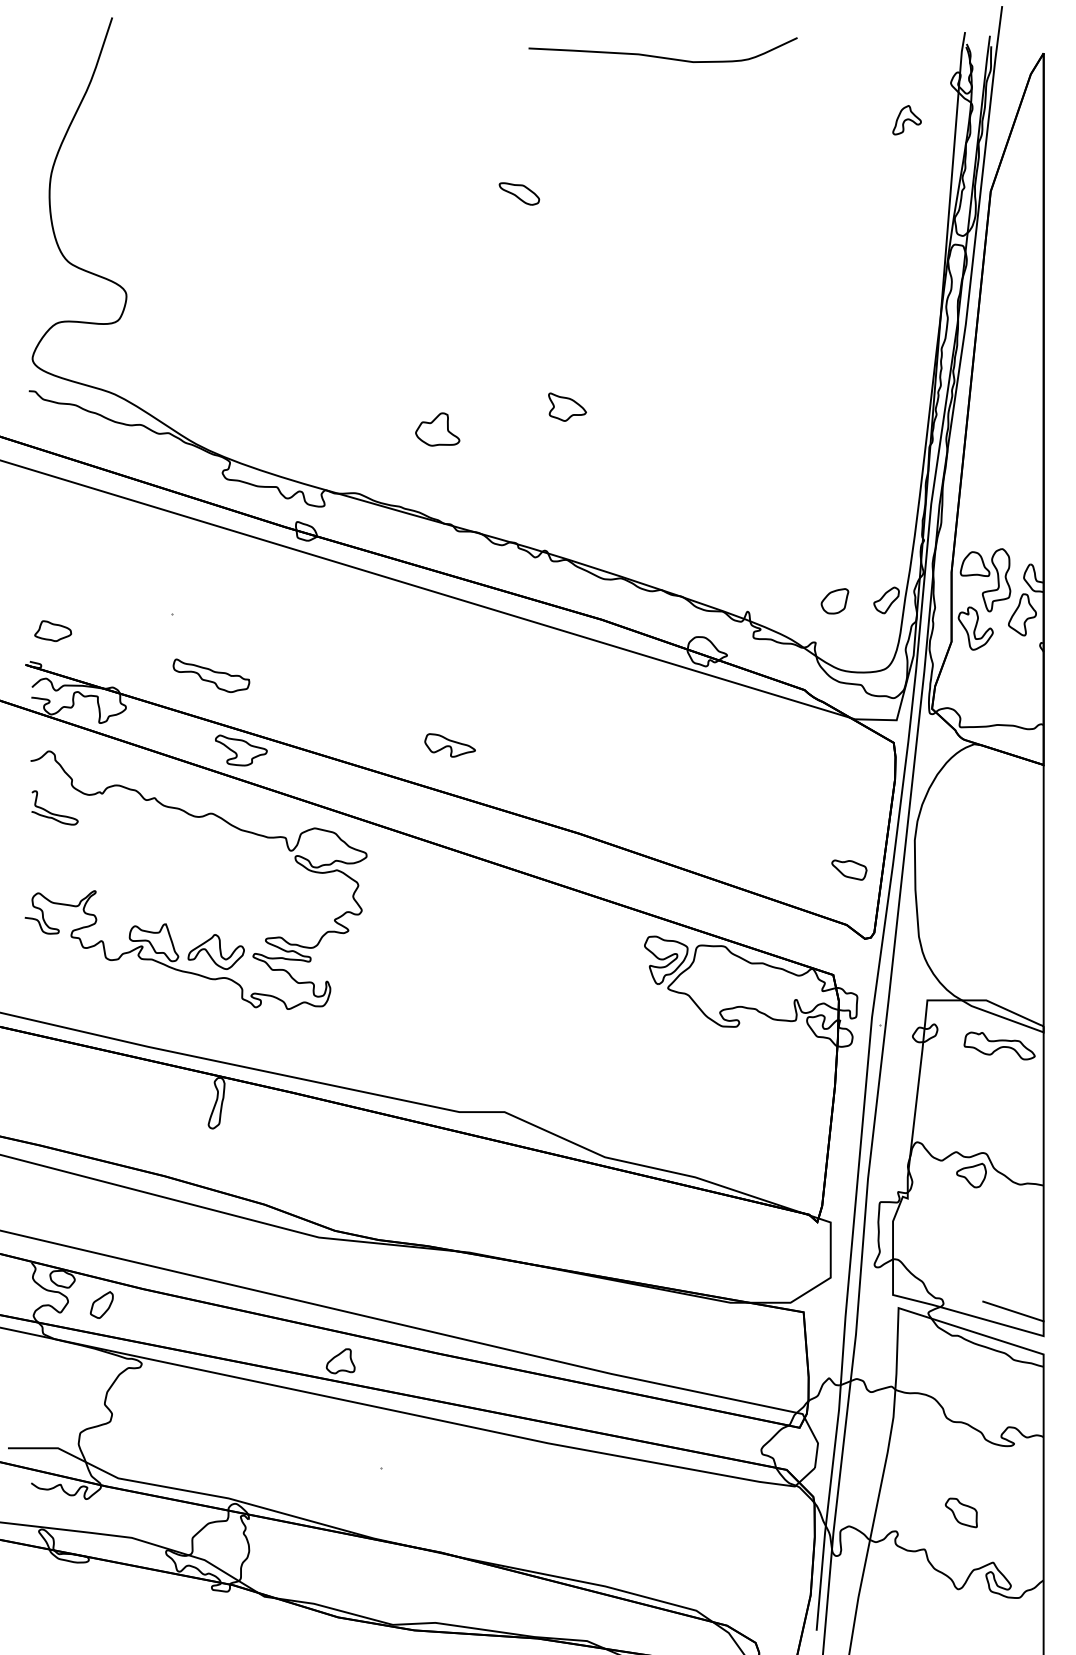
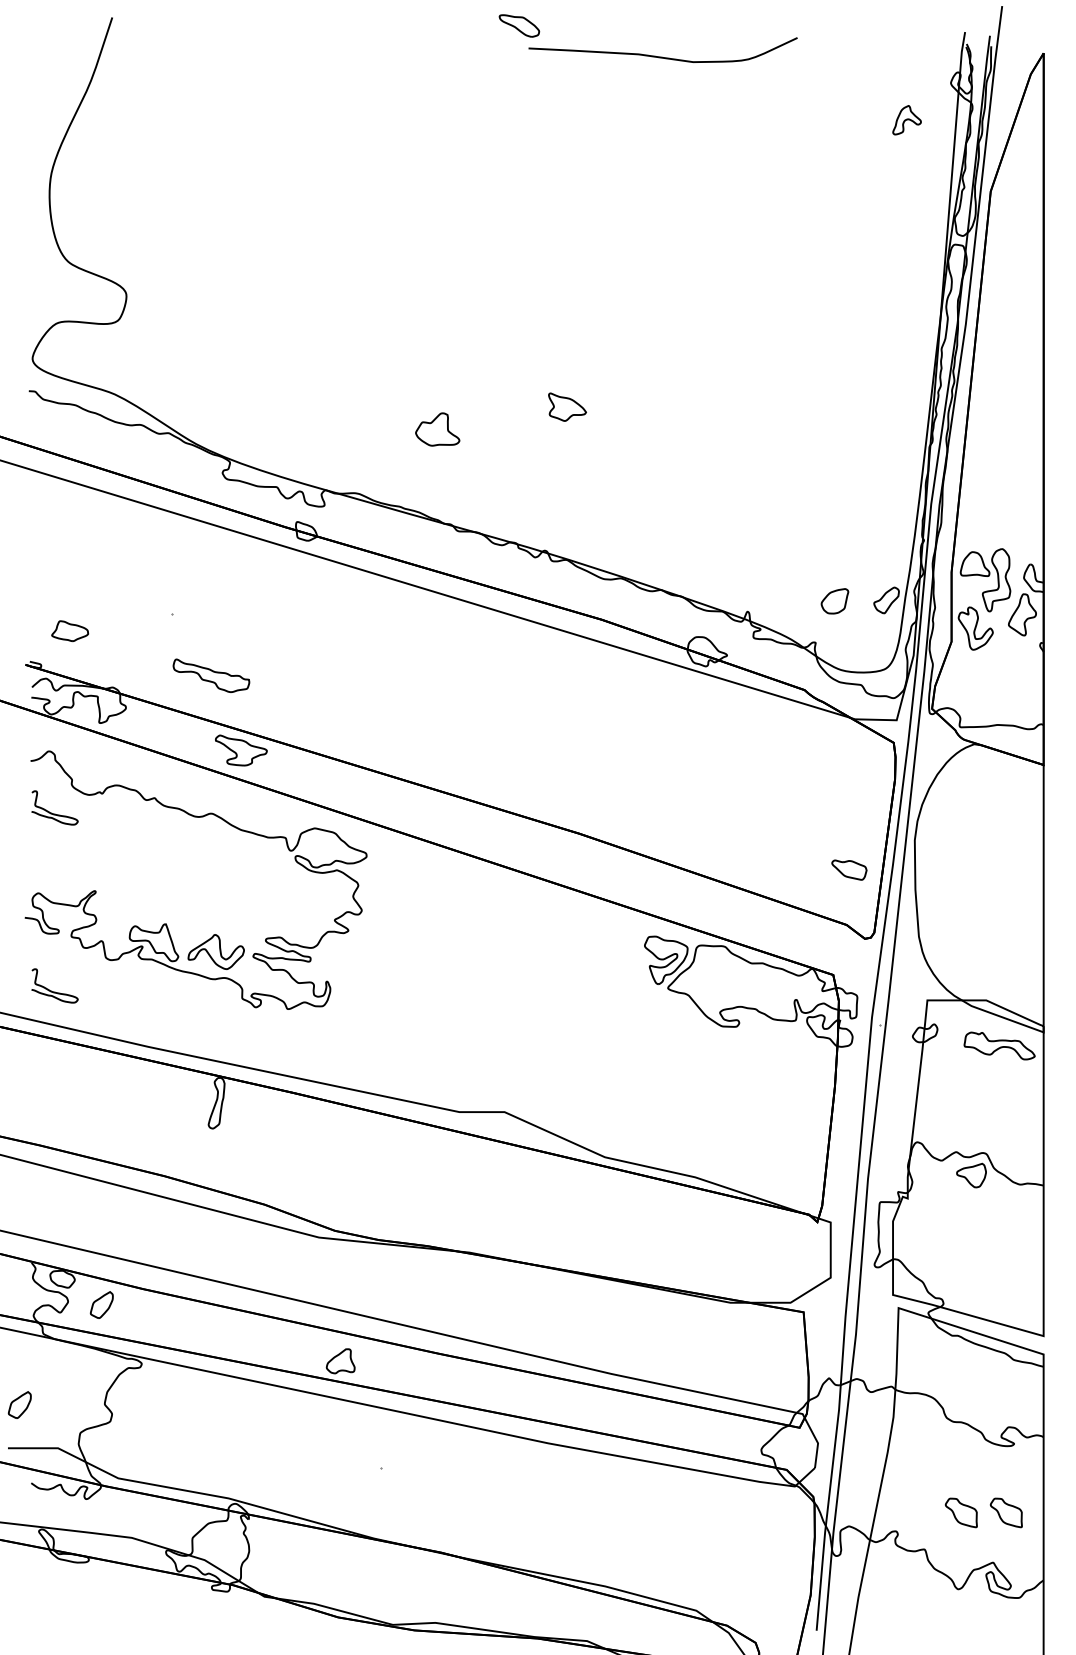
part position: (519, 193) -> (519, 25) (519, 25)
part position: (53, 631) -> (70, 631) (70, 631)
part: present -> none (449, 745)
curve: none -> present (51, 990)
line: present -> none (1013, 1311)
part: none -> present (19, 1404)
part: none -> present (1005, 1512)
